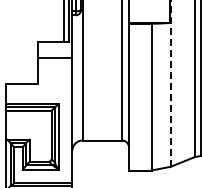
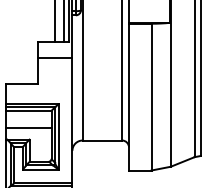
line: none -> present (55, 21)
line: dashed -> solid (170, 83)
line: none -> present (28, 128)
